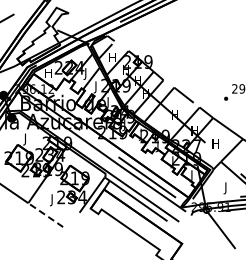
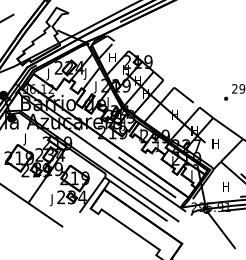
text: H -> J (48, 74)
text: J -> H (225, 188)
line: dashed -> solid (45, 214)
